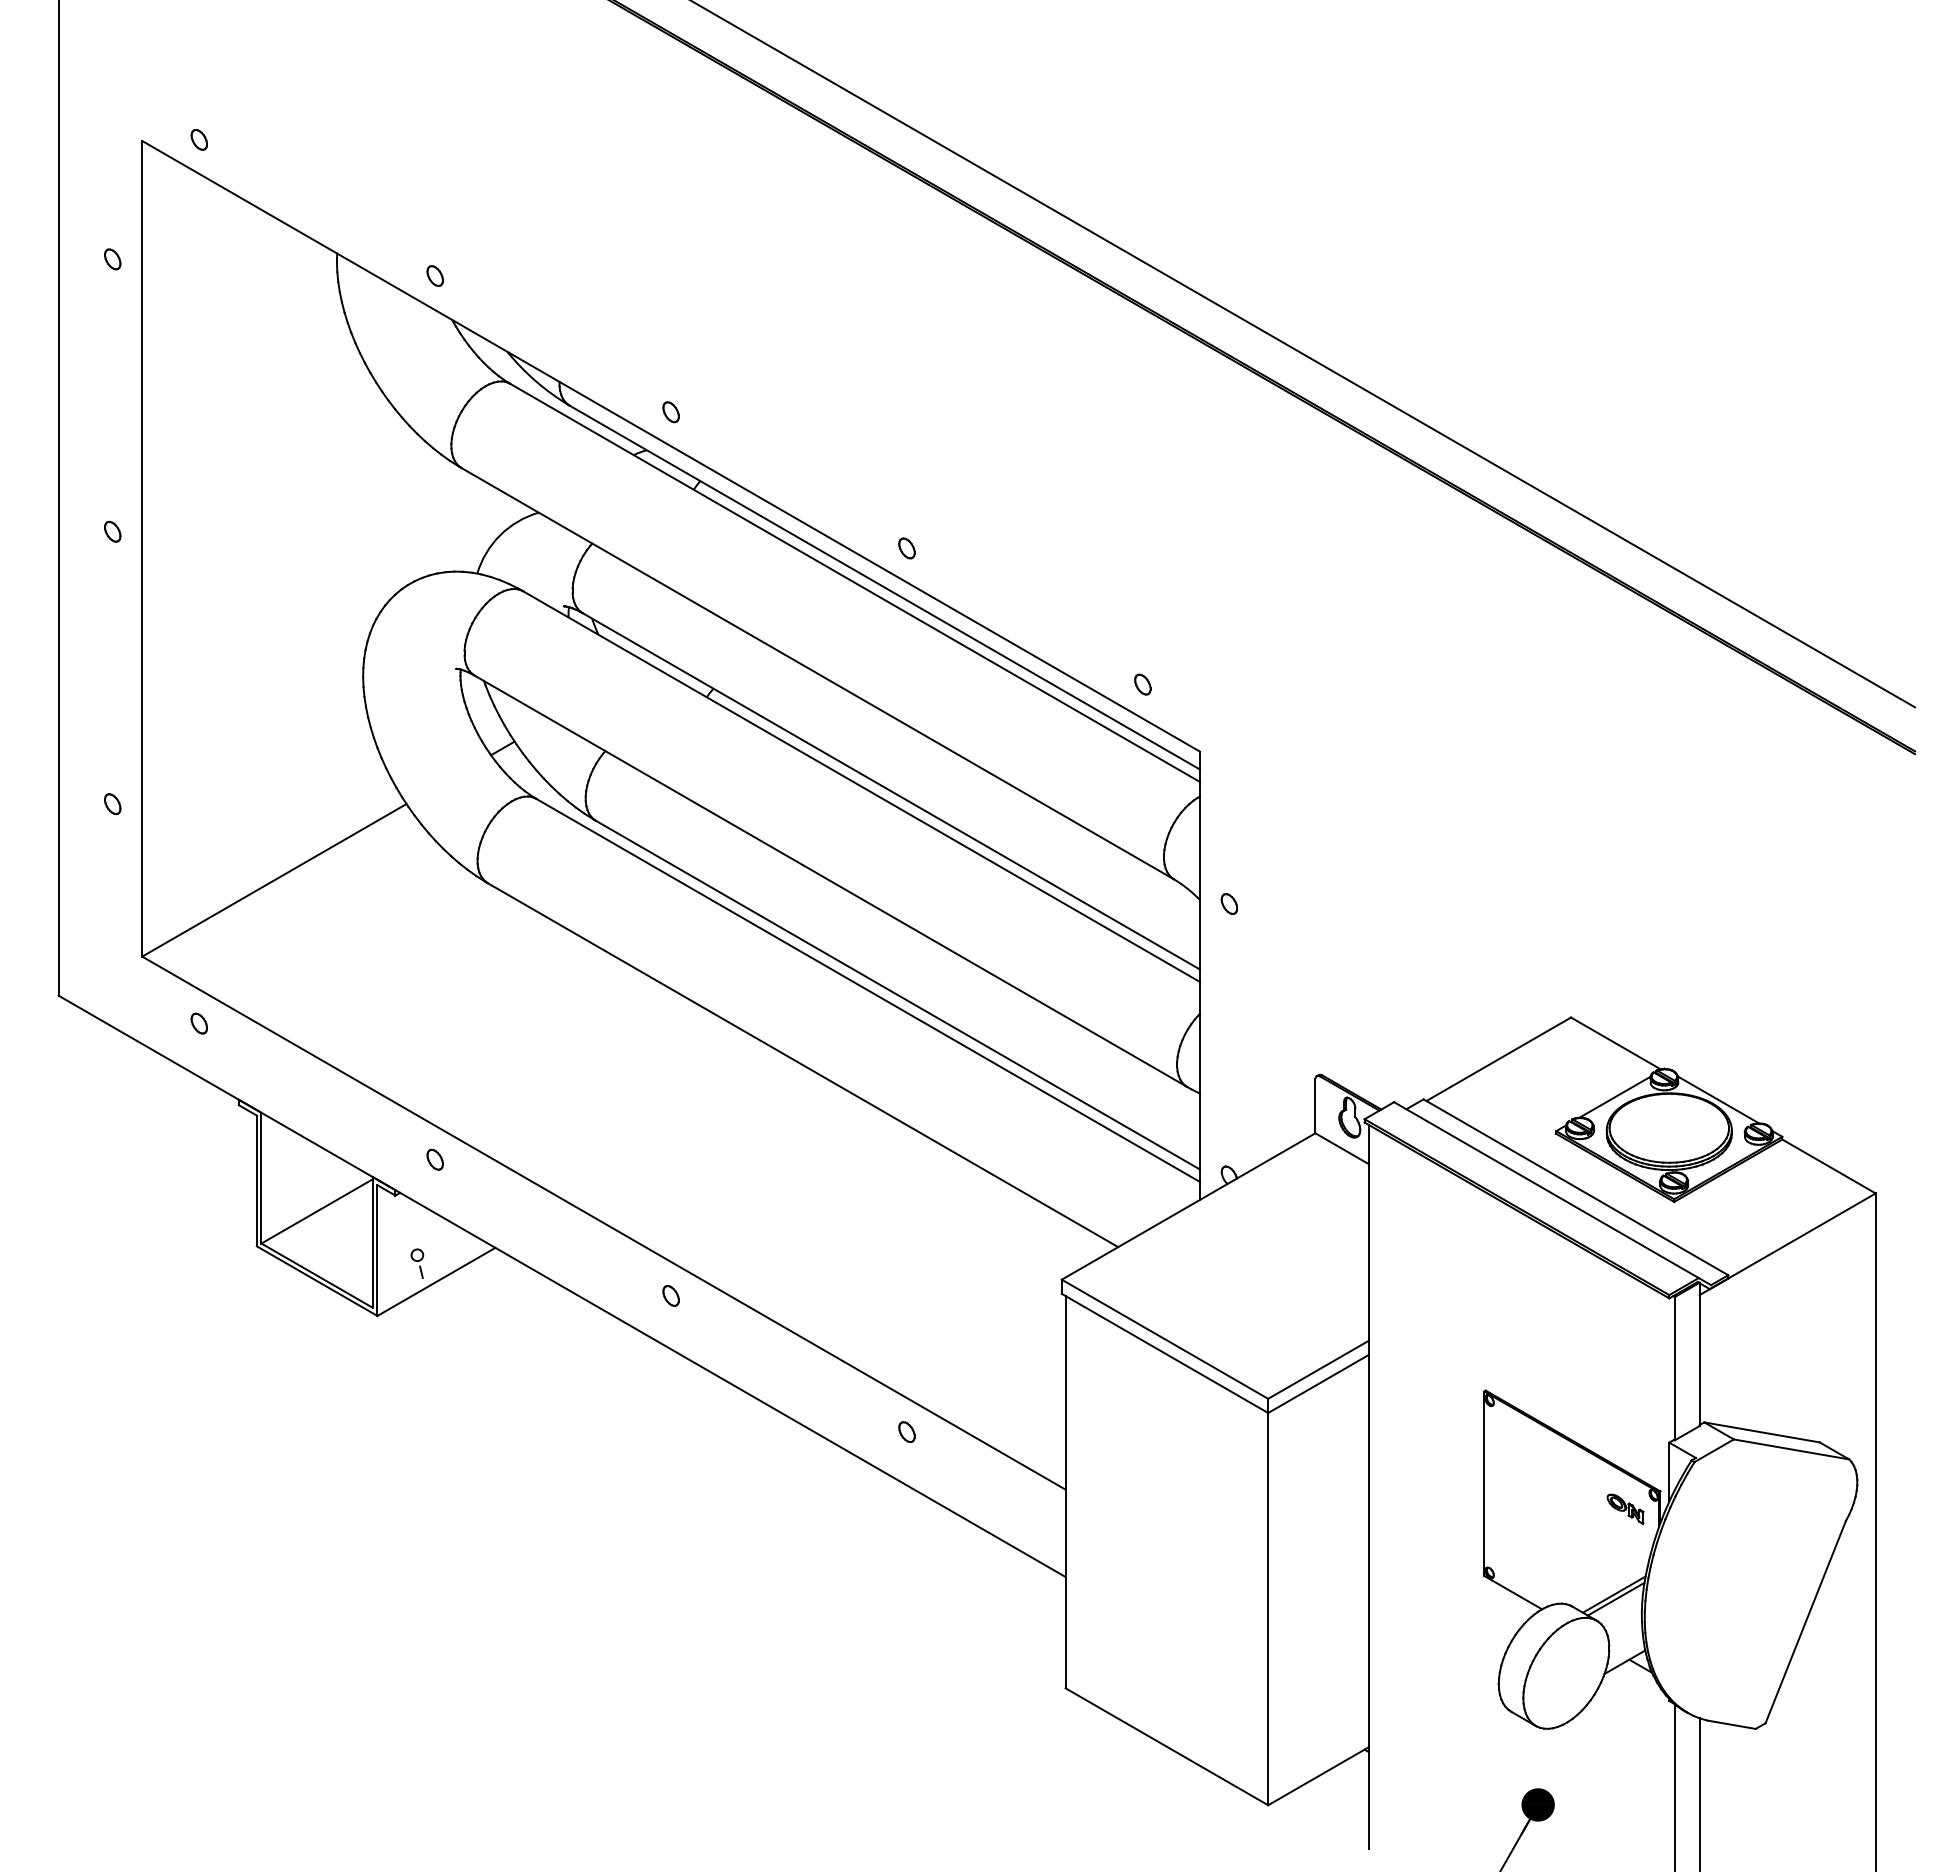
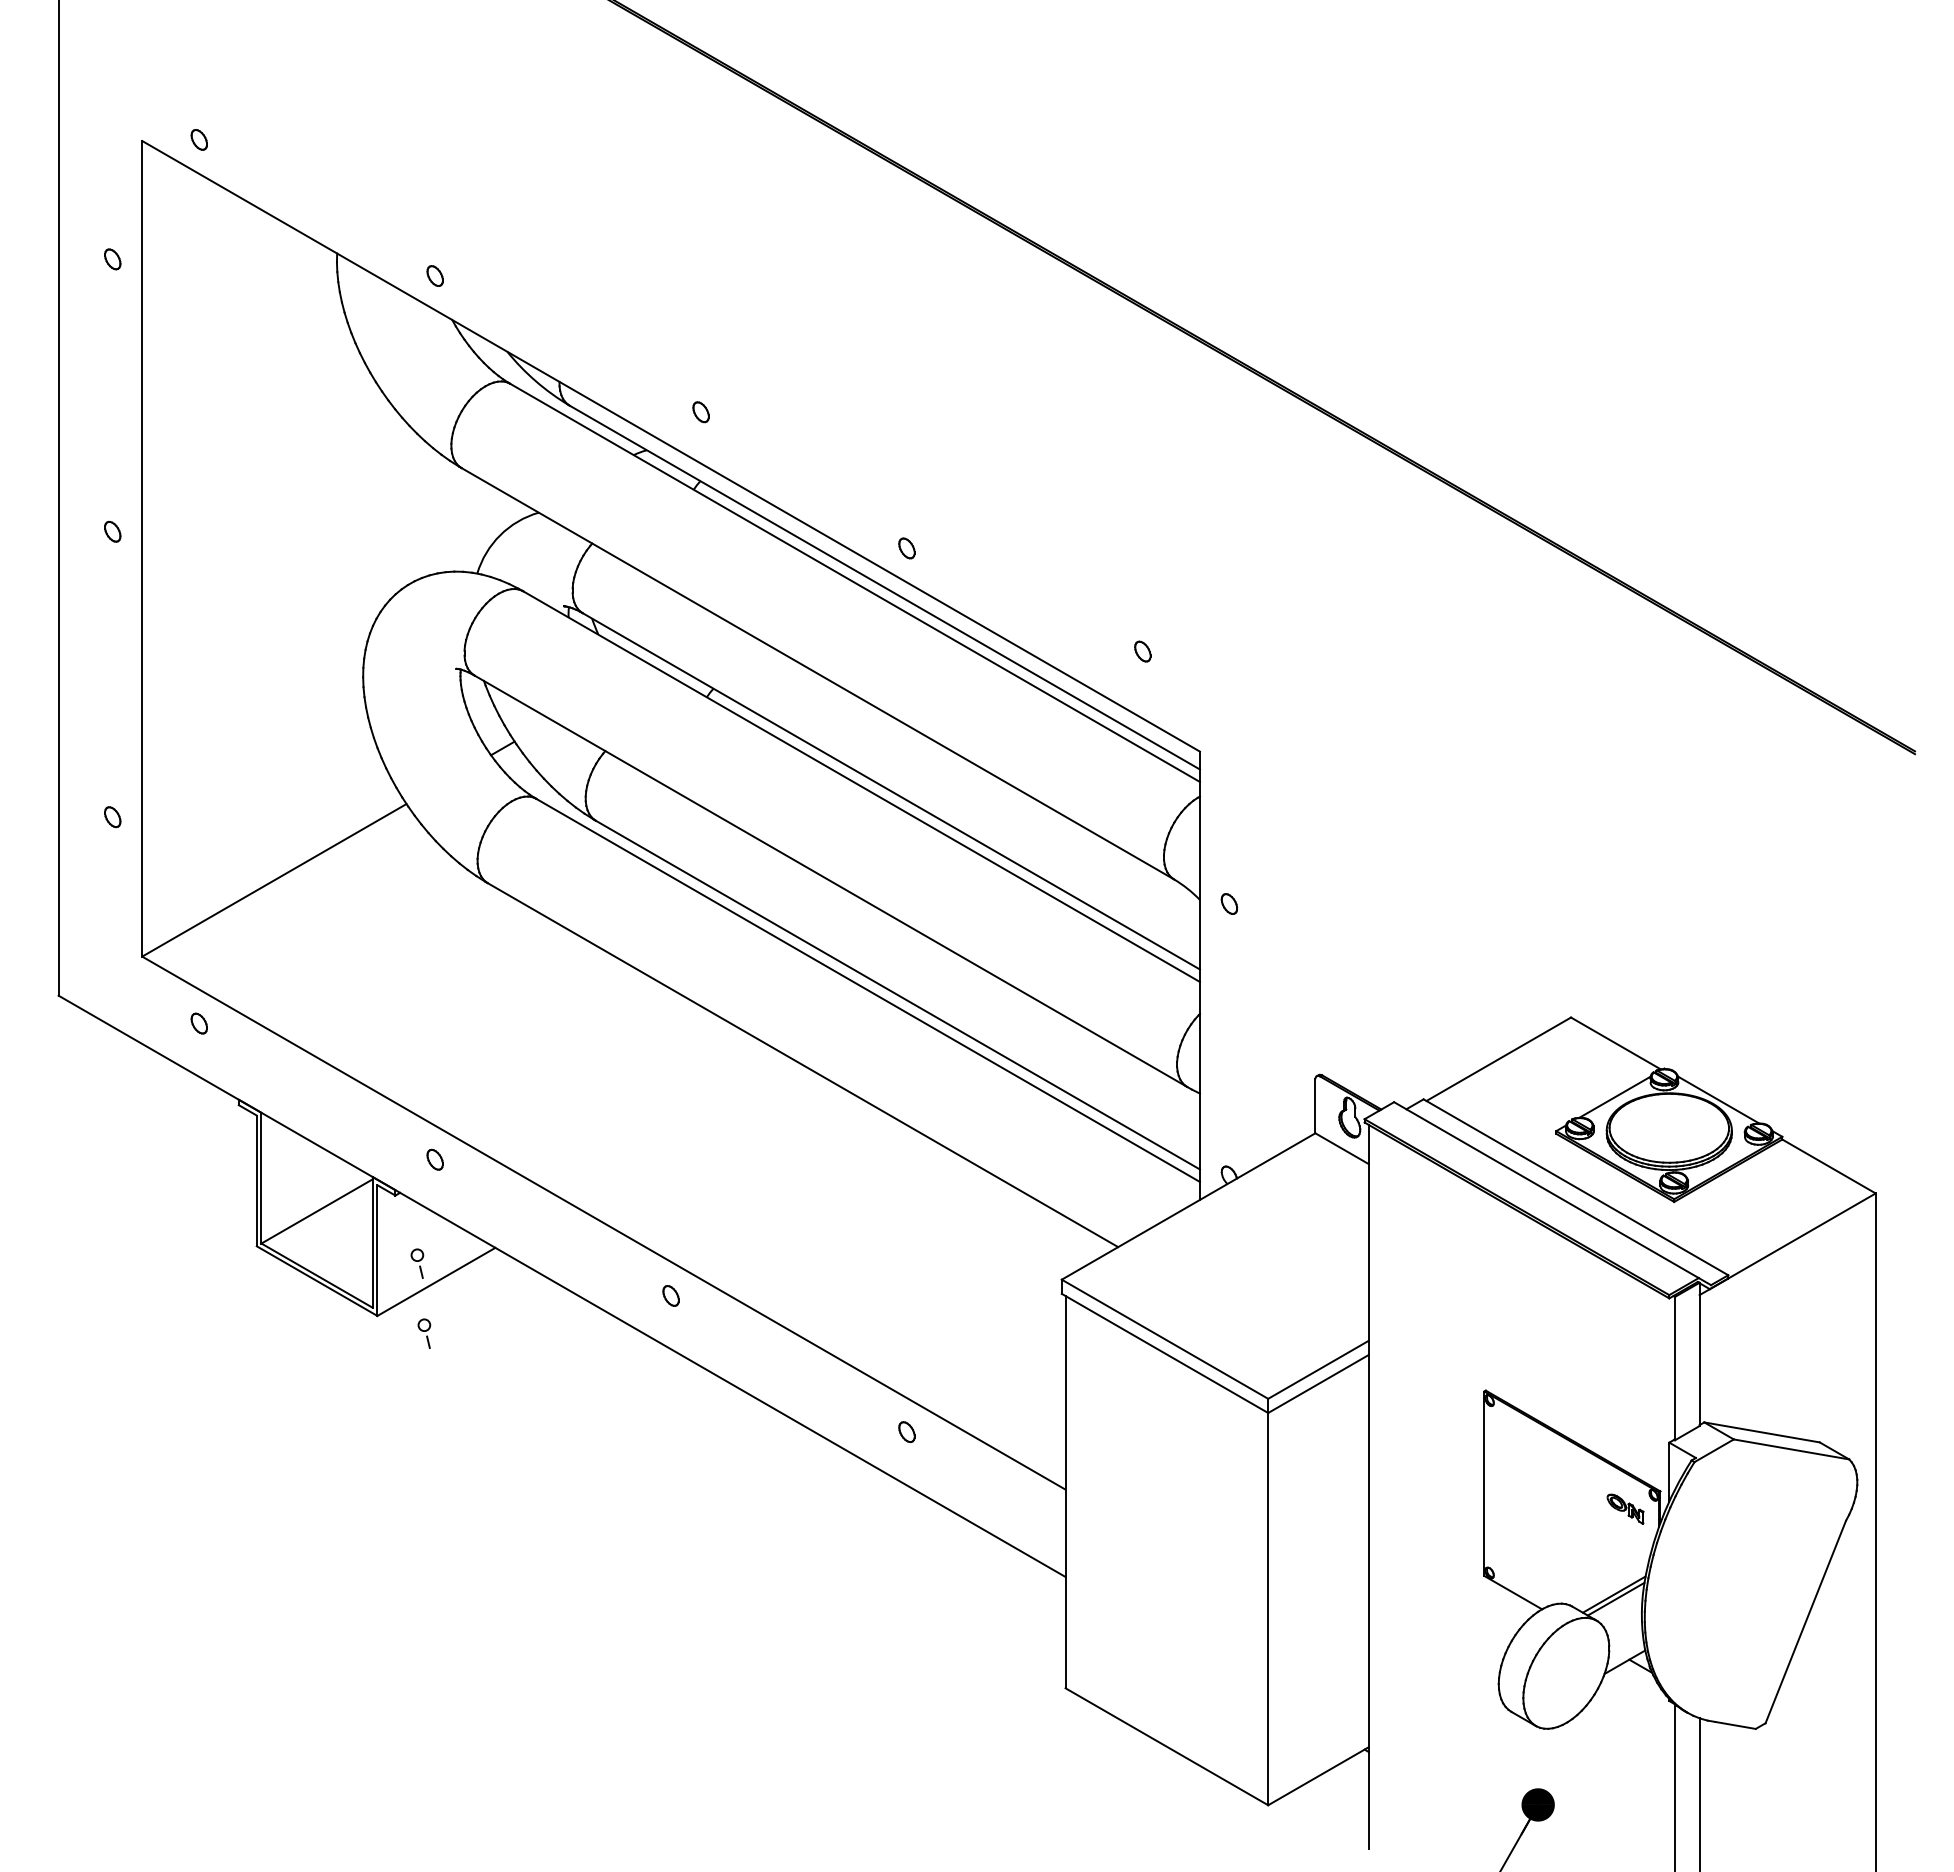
line: present -> none (1304, 354)
part position: (670, 412) -> (700, 412) (700, 412)
part position: (1142, 684) -> (1142, 651) (1142, 651)
part position: (112, 804) -> (112, 817) (112, 817)
part: none -> present (424, 1333)
